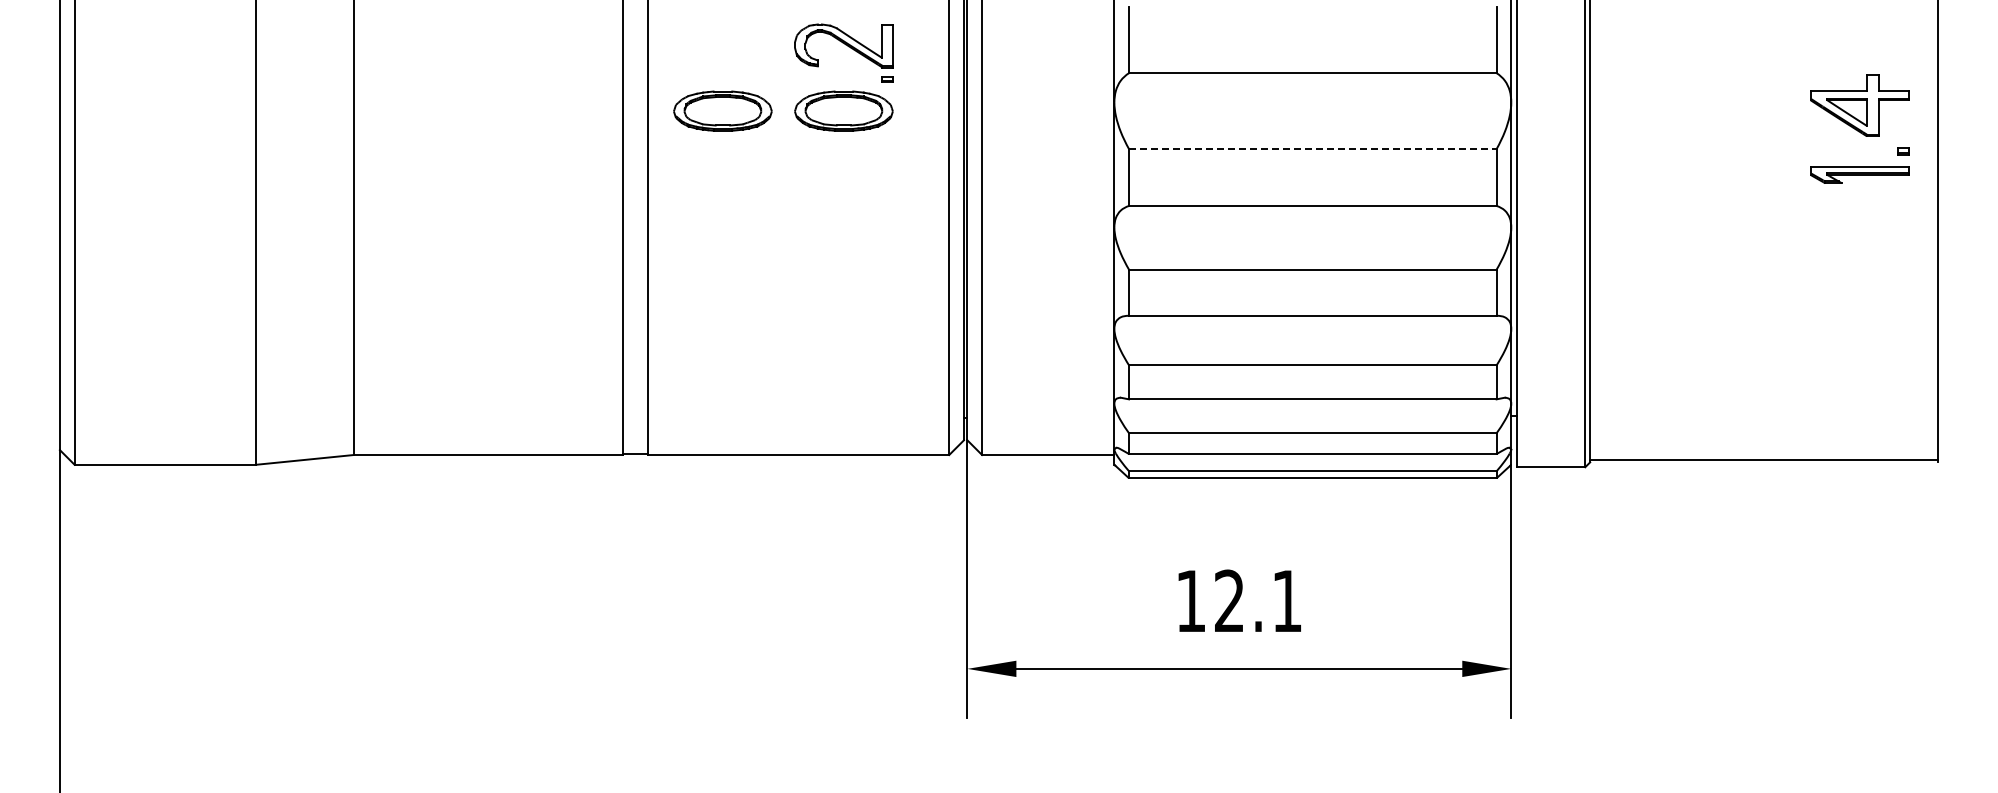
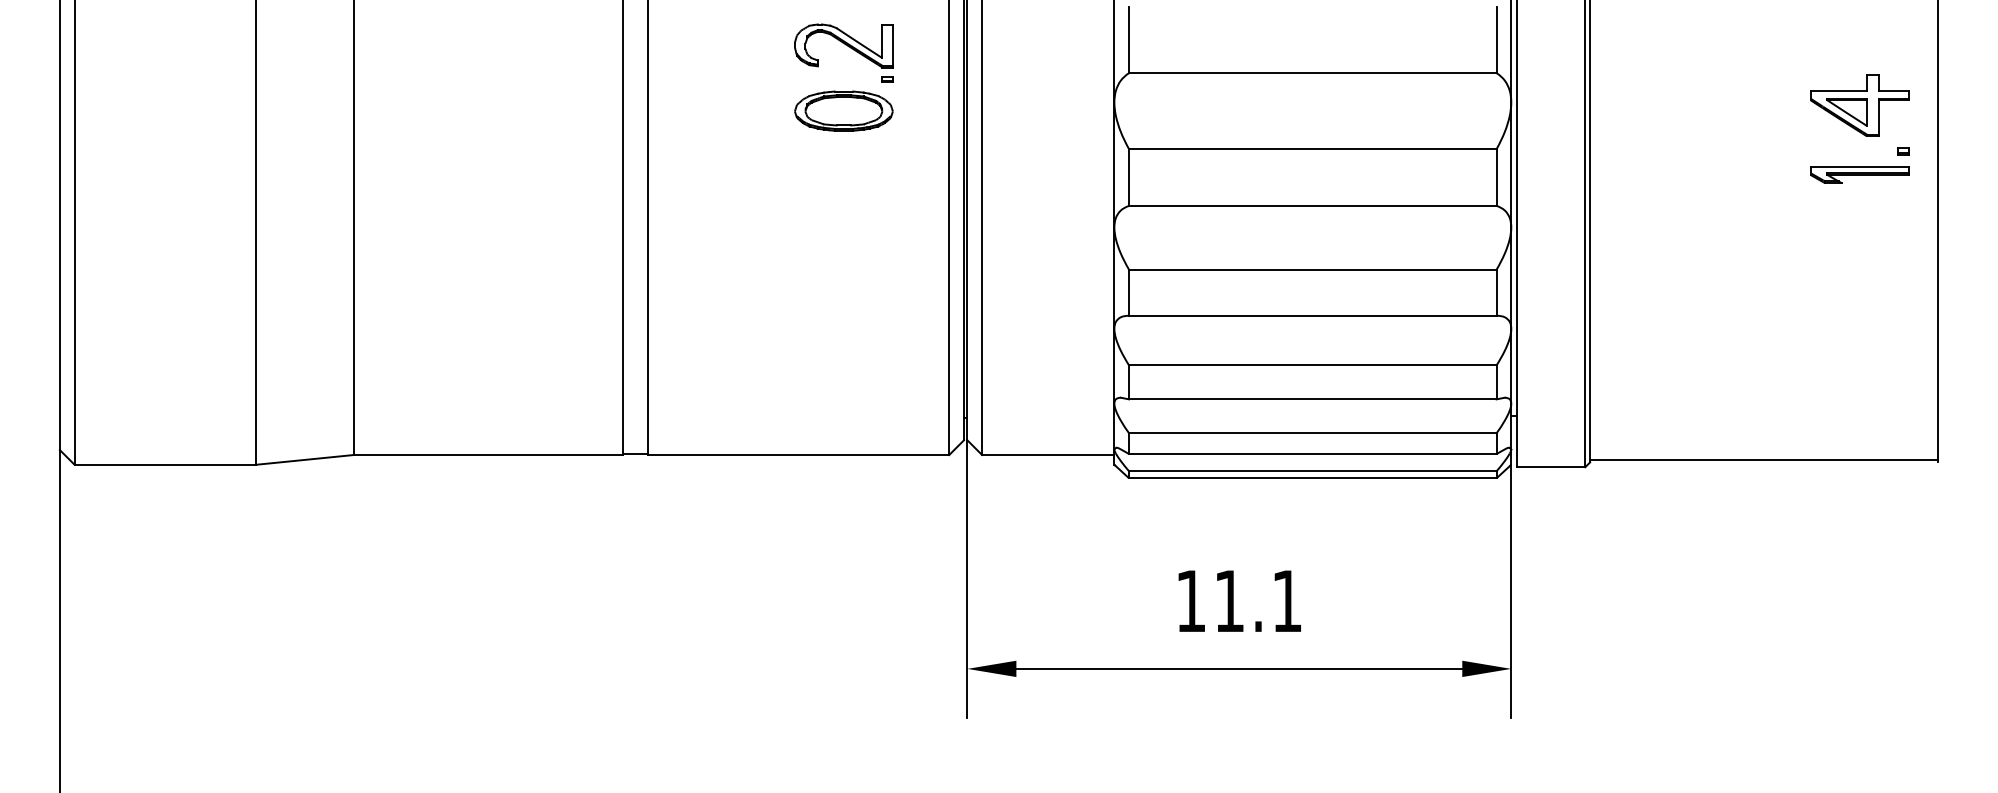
part: present -> none (722, 110)
line: dashed -> solid (1312, 149)
text: 12.1 -> 11.1 (1229, 600)
